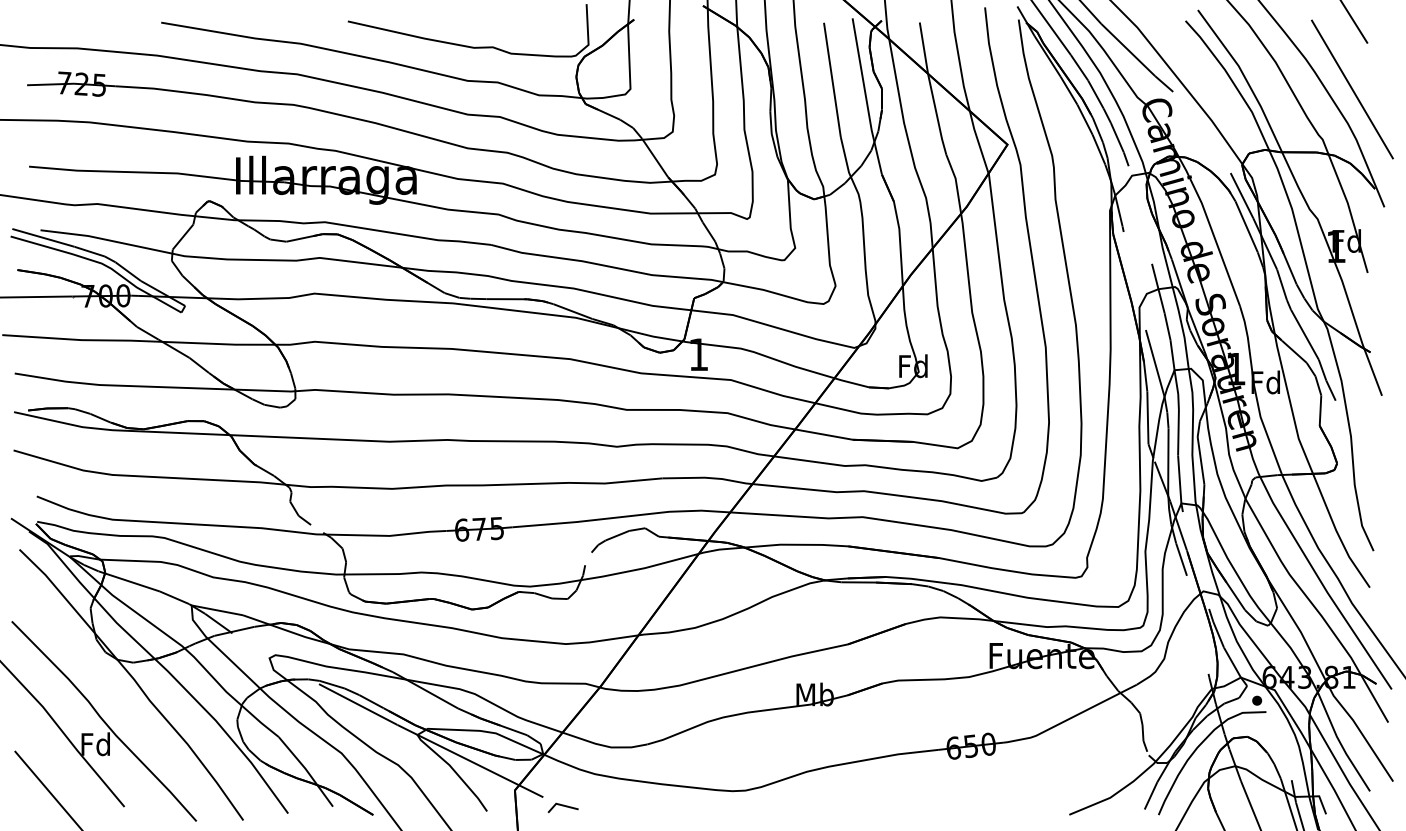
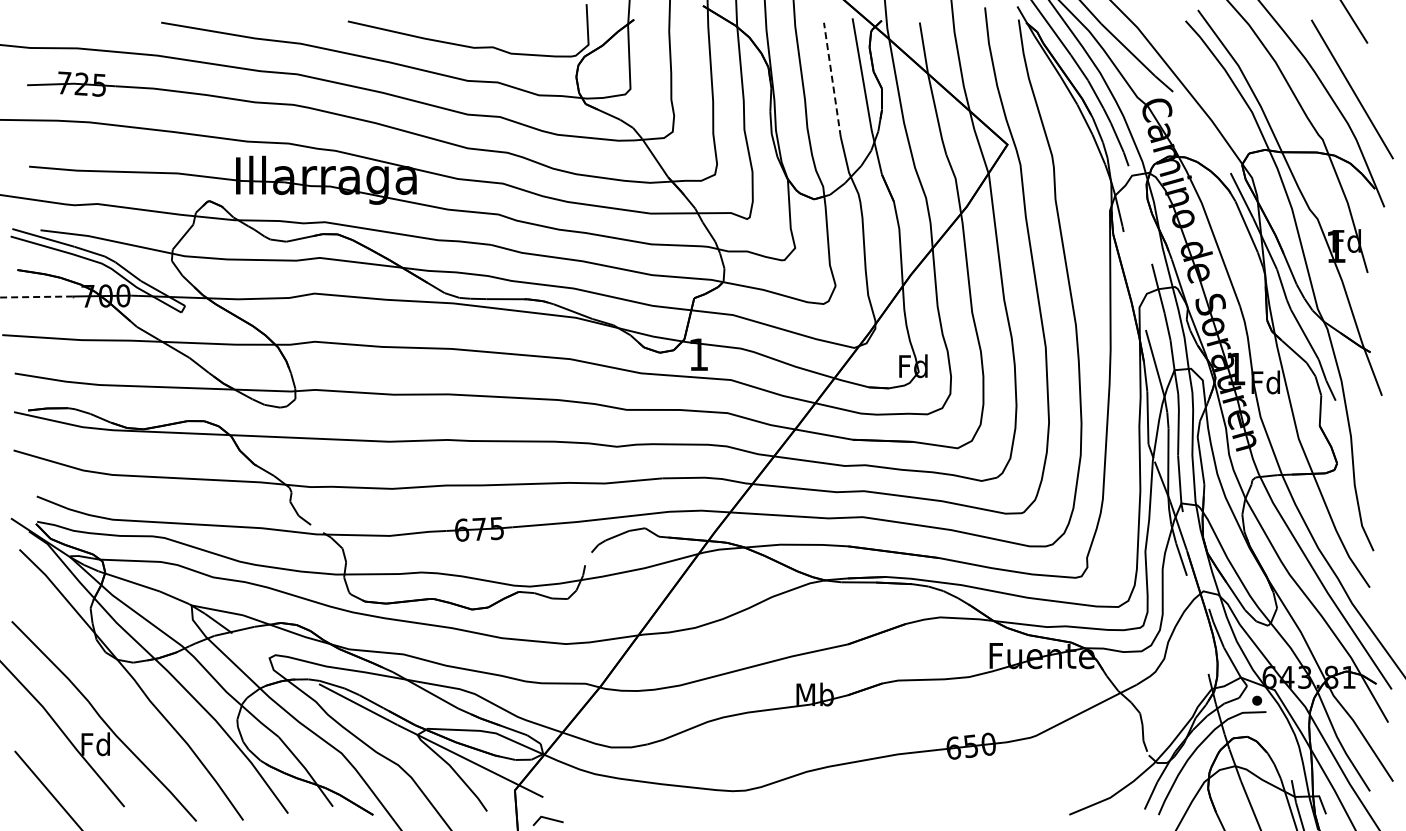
line: solid -> dashed (832, 79)
line: solid -> dashed (36, 297)
line position: (562, 806) -> (547, 819) (547, 819)
